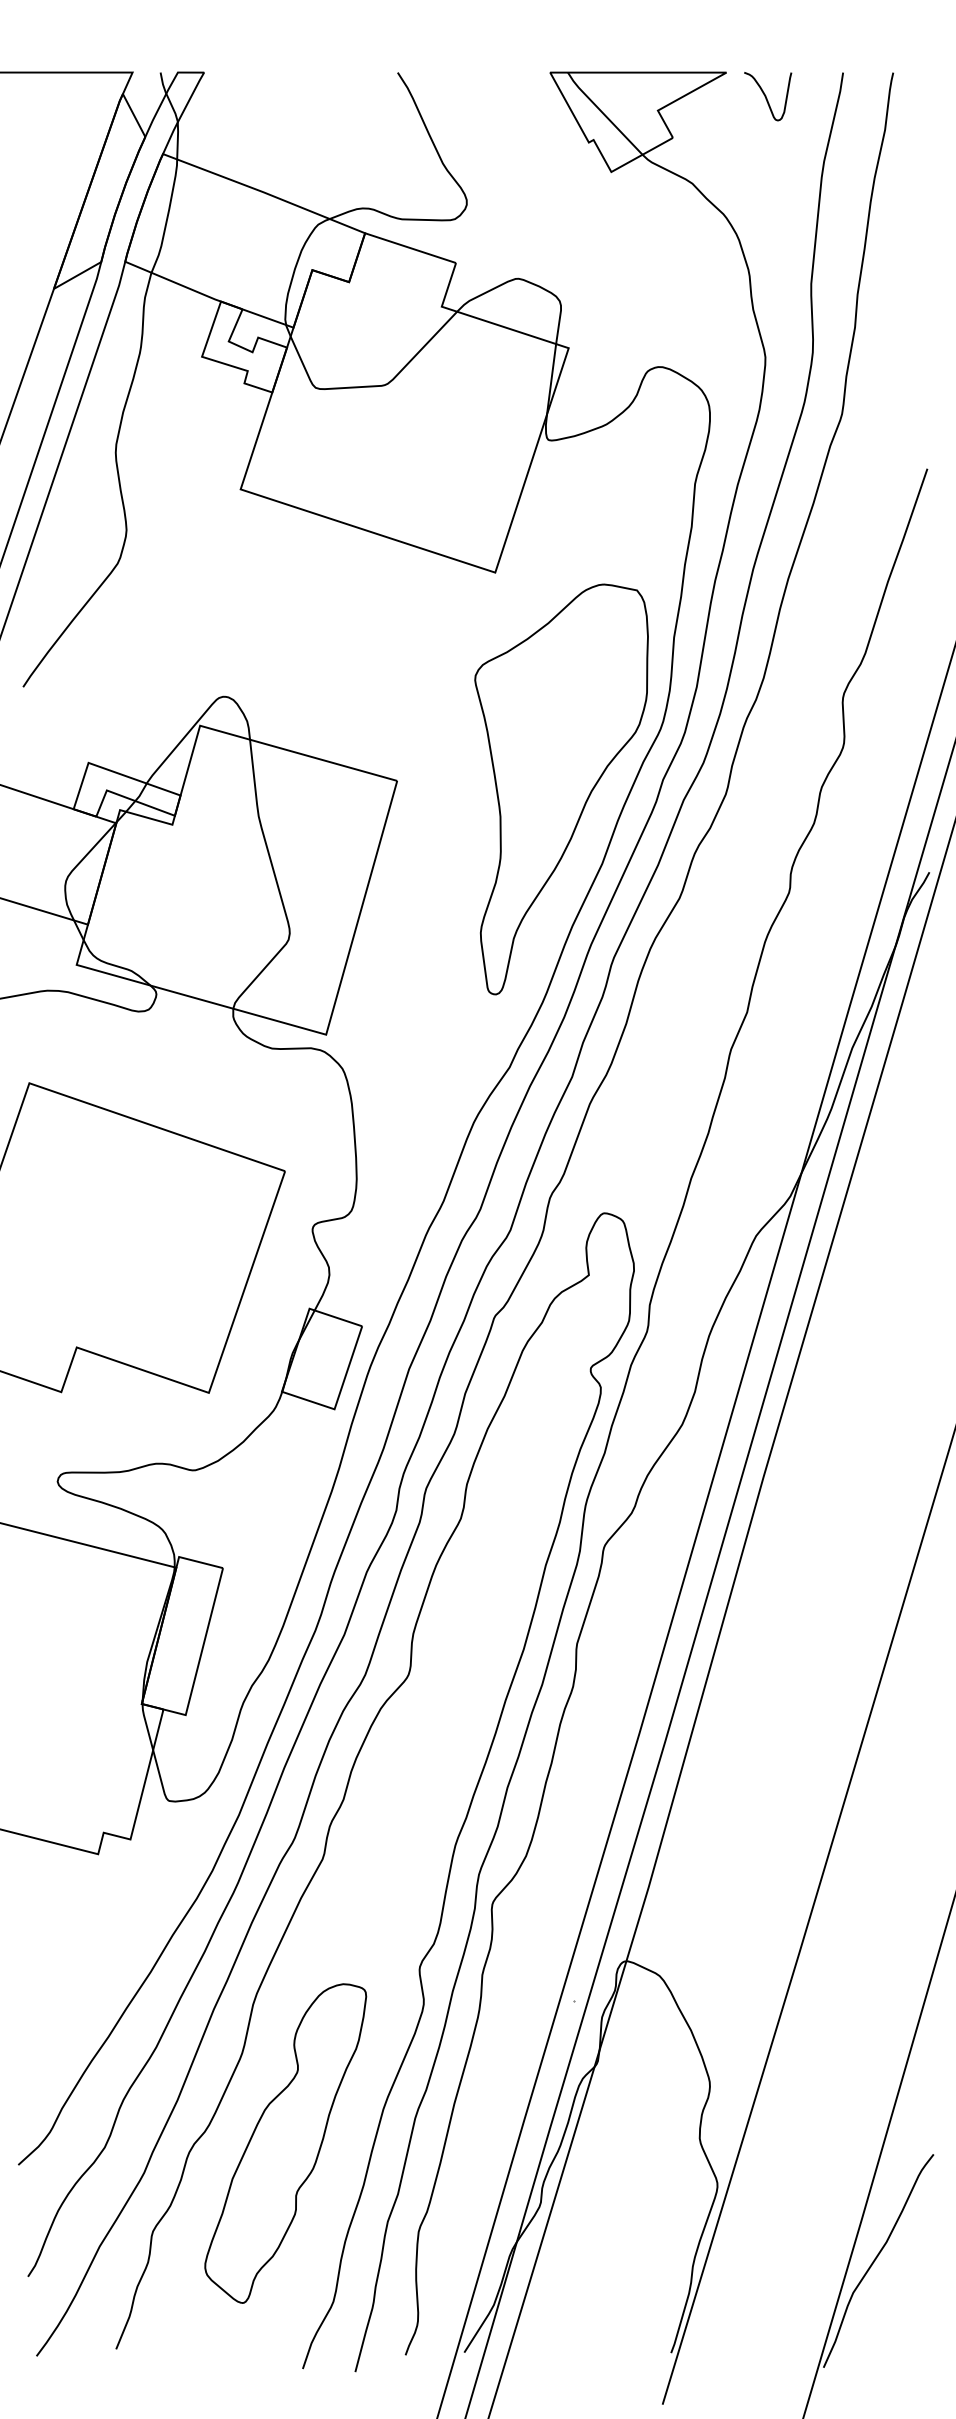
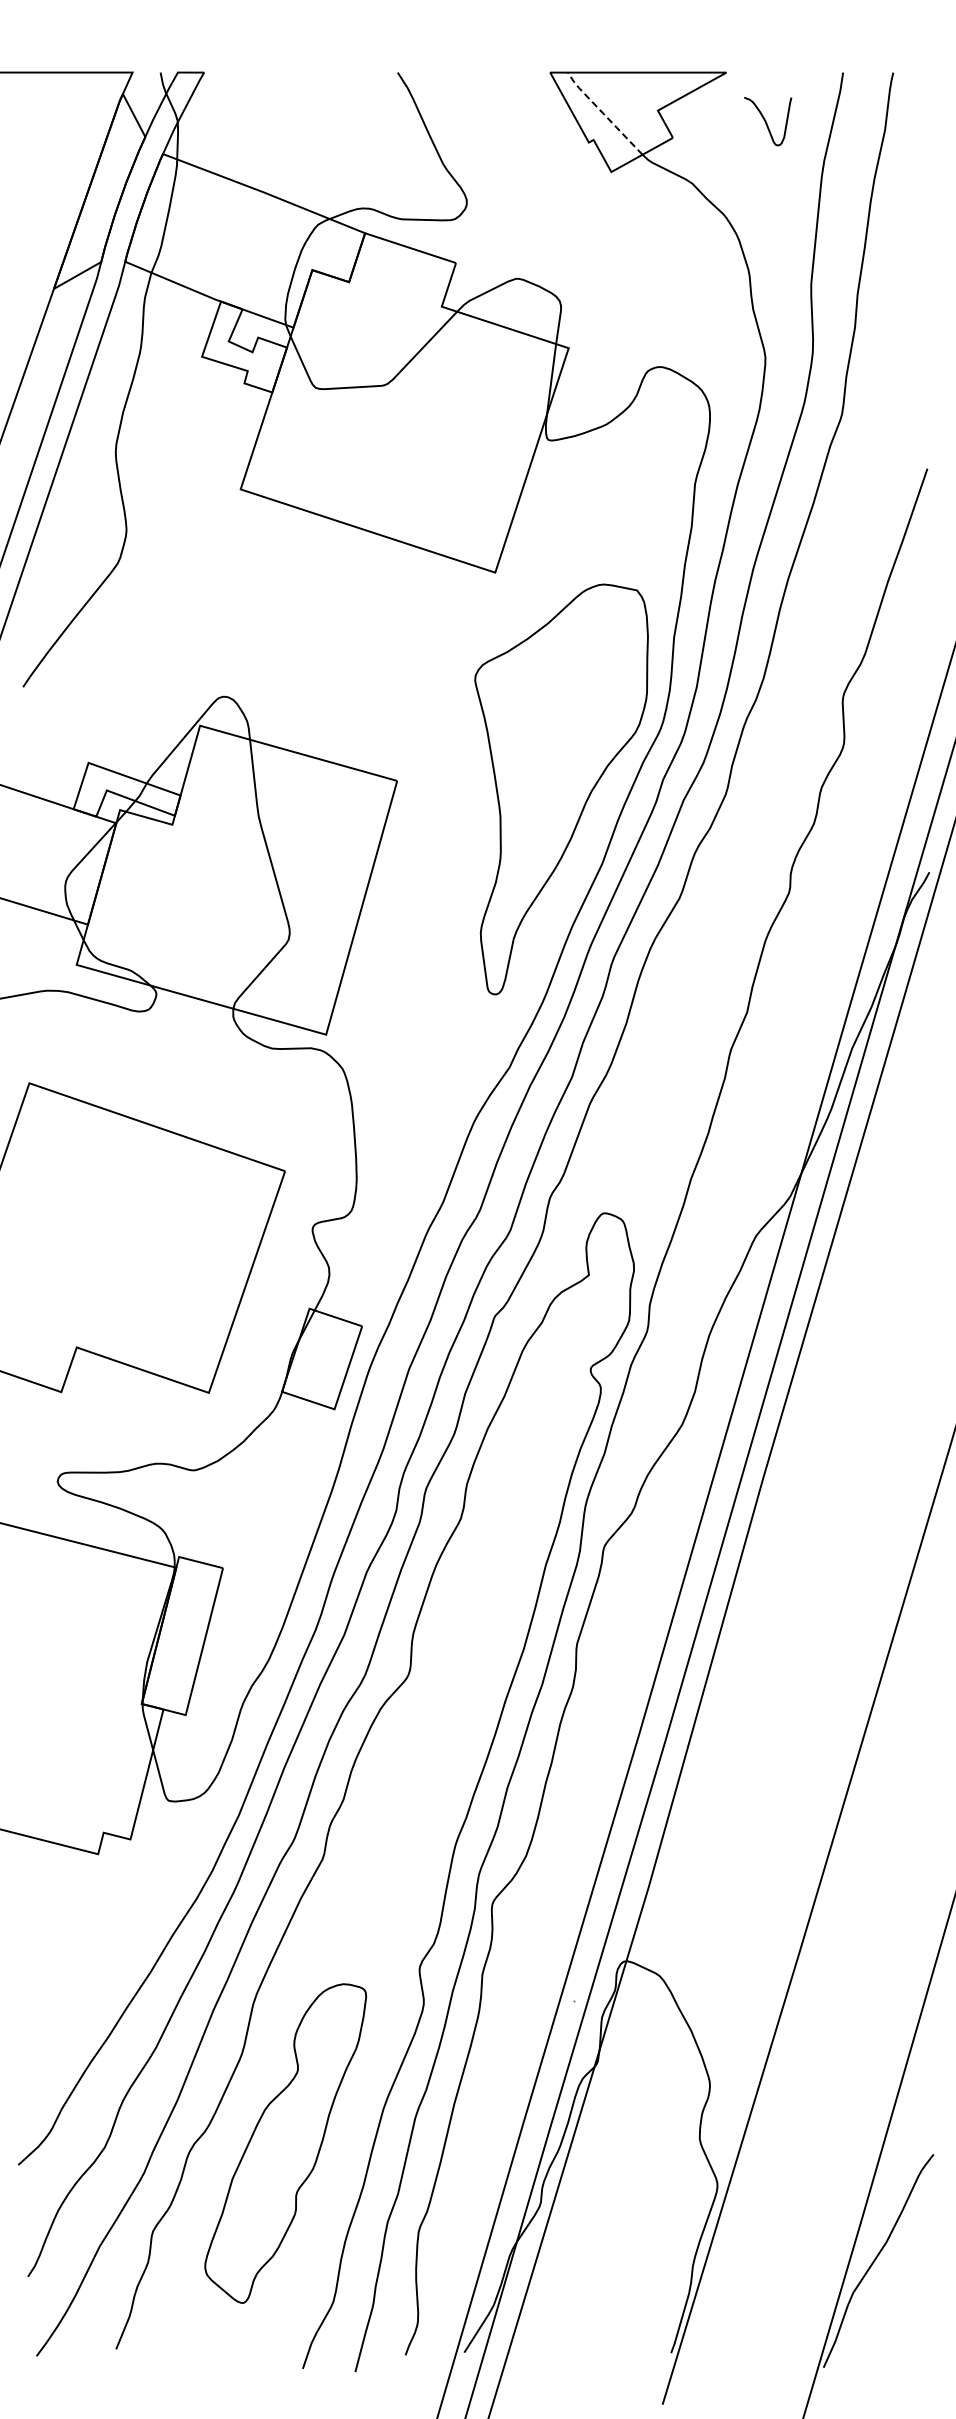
curve position: (766, 96) -> (766, 121) (766, 121)
line: solid -> dashed (602, 112)
